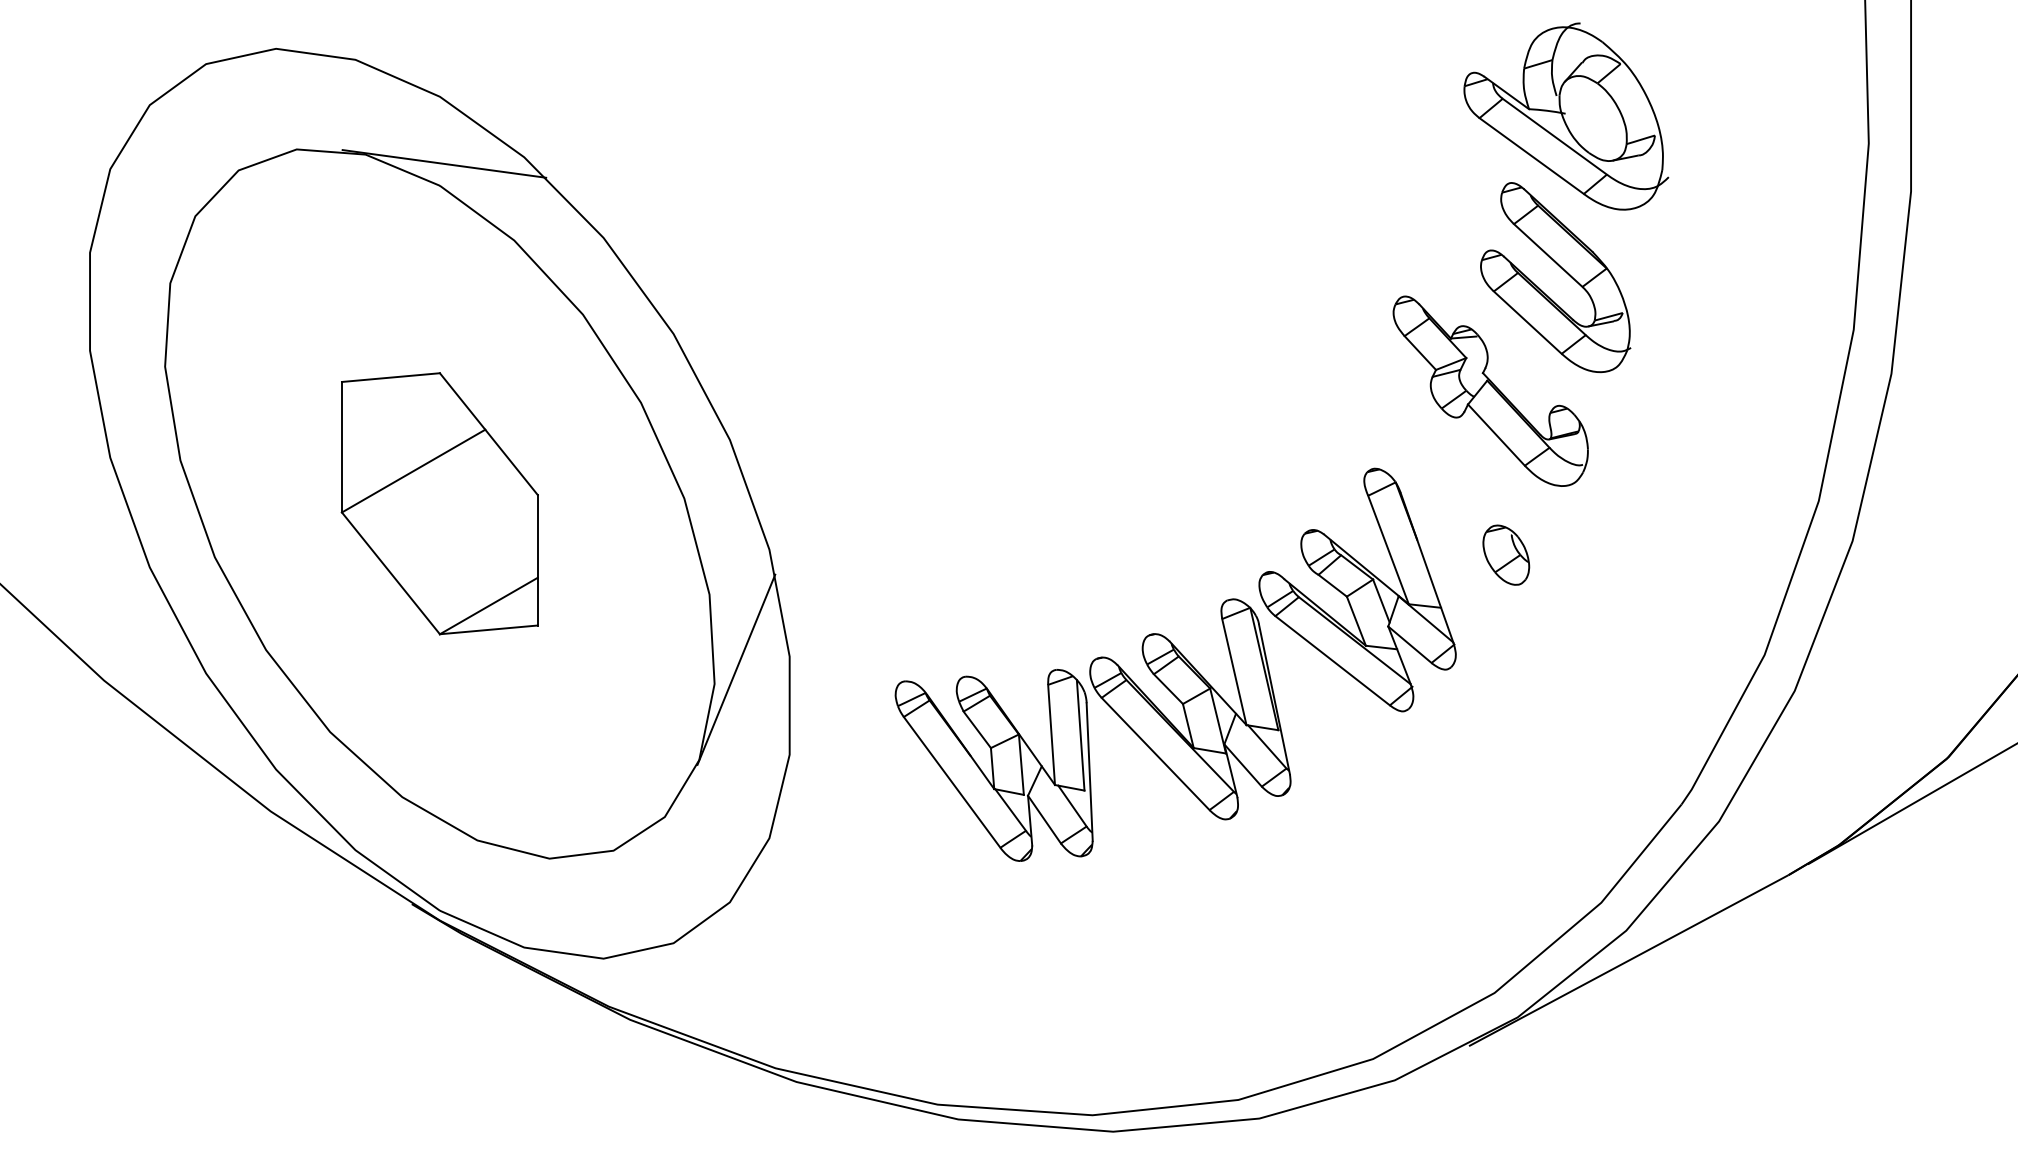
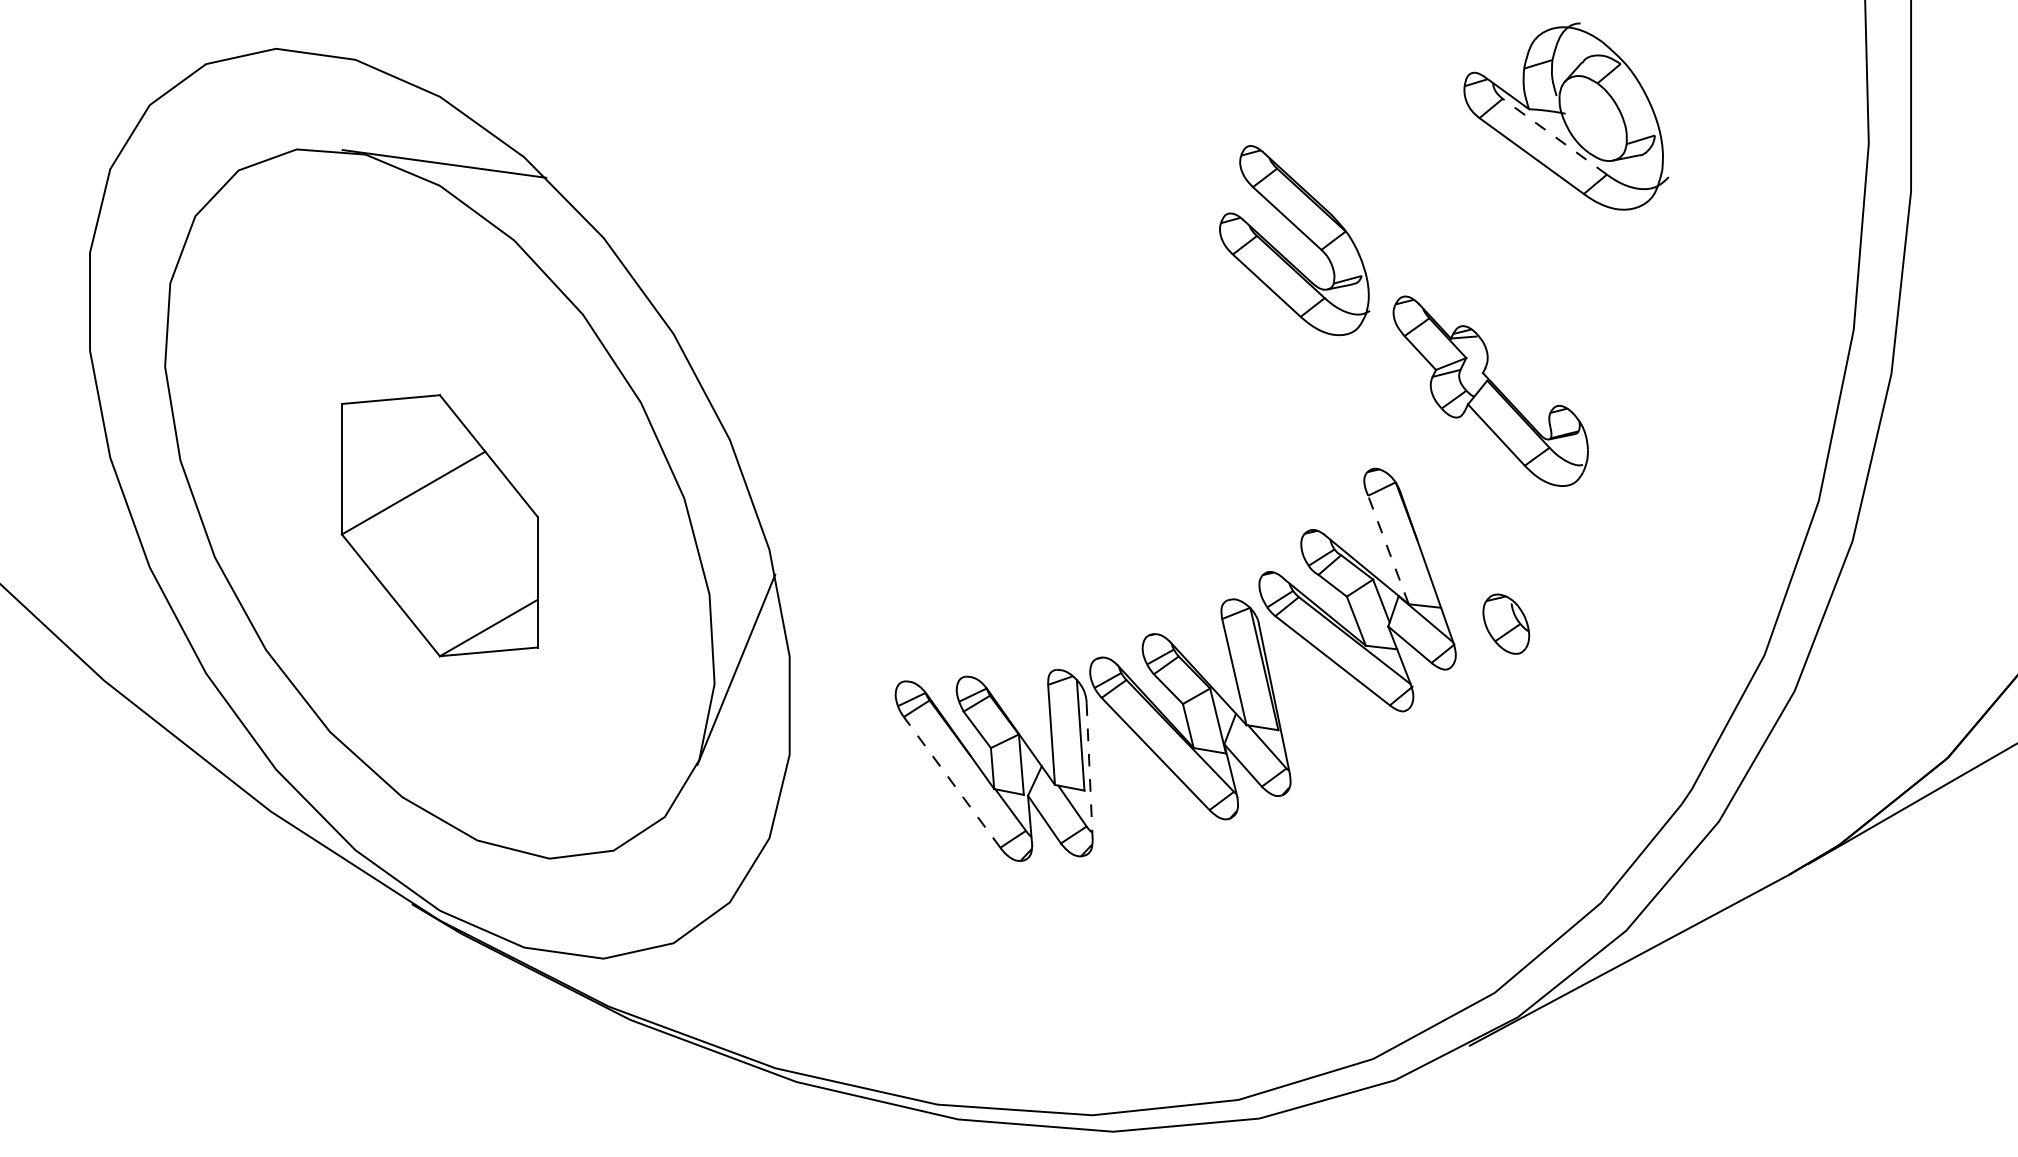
line: solid -> dashed (1554, 136)
part position: (1560, 268) -> (1299, 231) (1299, 231)
part position: (439, 503) -> (439, 525) (439, 525)
line: solid -> dashed (1388, 550)
part position: (1506, 554) -> (1506, 623) (1506, 623)
line: solid -> dashed (1089, 772)
line: solid -> dashed (951, 782)
